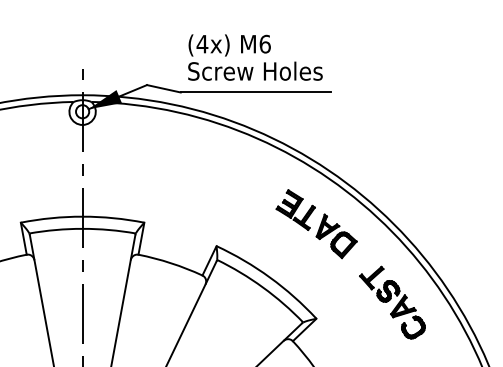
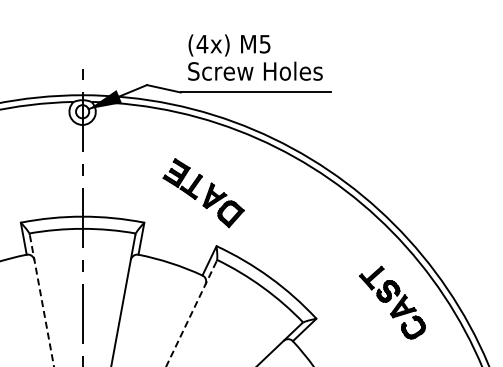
text: M6 -> M5 (264, 43)
part position: (316, 224) -> (203, 193) (203, 193)
line: solid -> dashed (41, 300)
line: solid -> dashed (191, 314)
